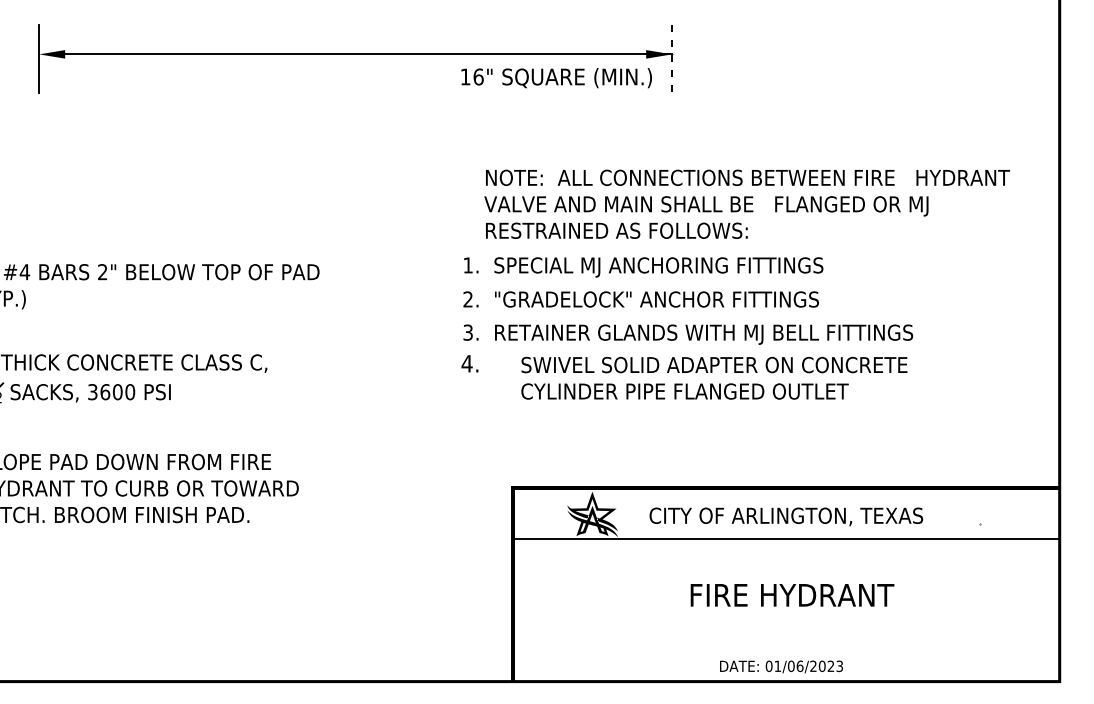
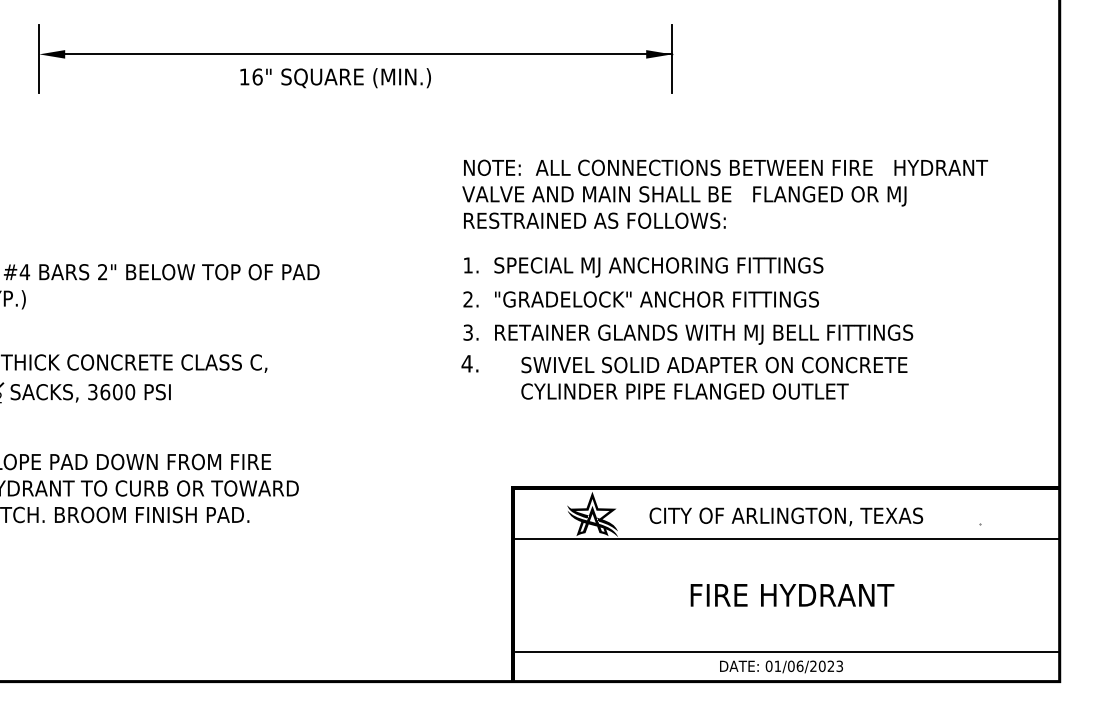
line: dashed -> solid (672, 59)
text position: (556, 78) -> (335, 78) (335, 78)
text position: (747, 203) -> (725, 193) (725, 193)
line: none -> present (787, 652)
